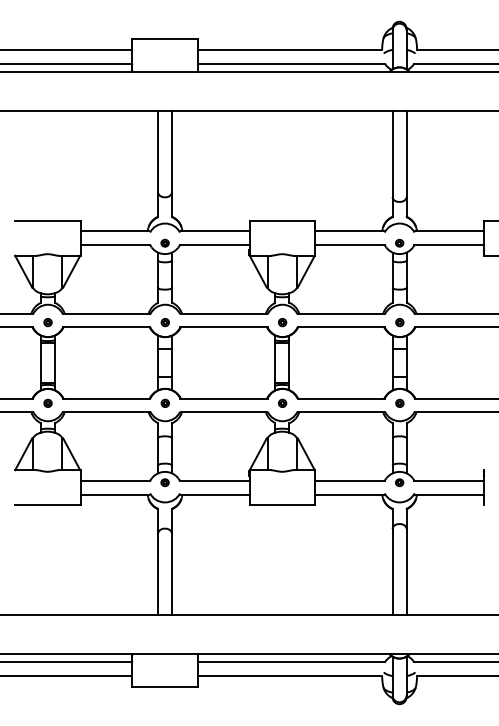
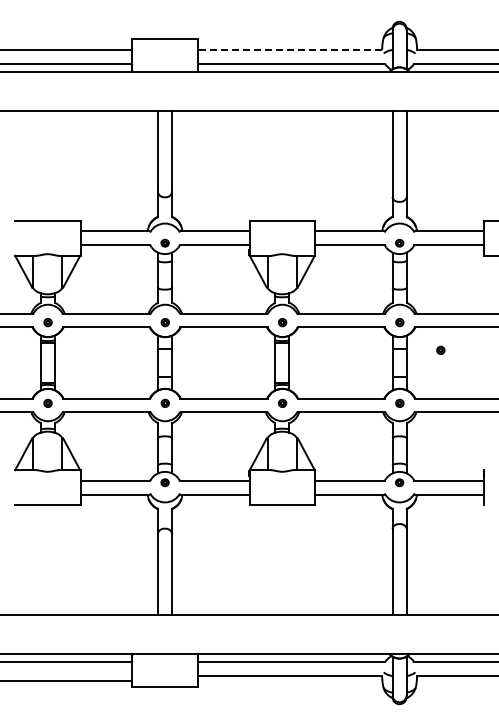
line: solid -> dashed (289, 49)
part: none -> present (440, 349)
line position: (67, 676) -> (67, 681) (67, 681)
